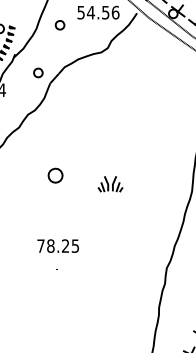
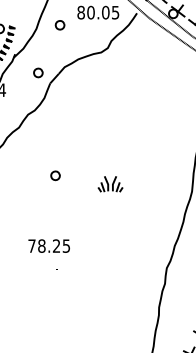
text: 54.56 -> 80.05 (98, 12)
part size: 17x17 px -> 11x12 px (55, 175)
text position: (57, 245) -> (48, 245) (48, 245)
